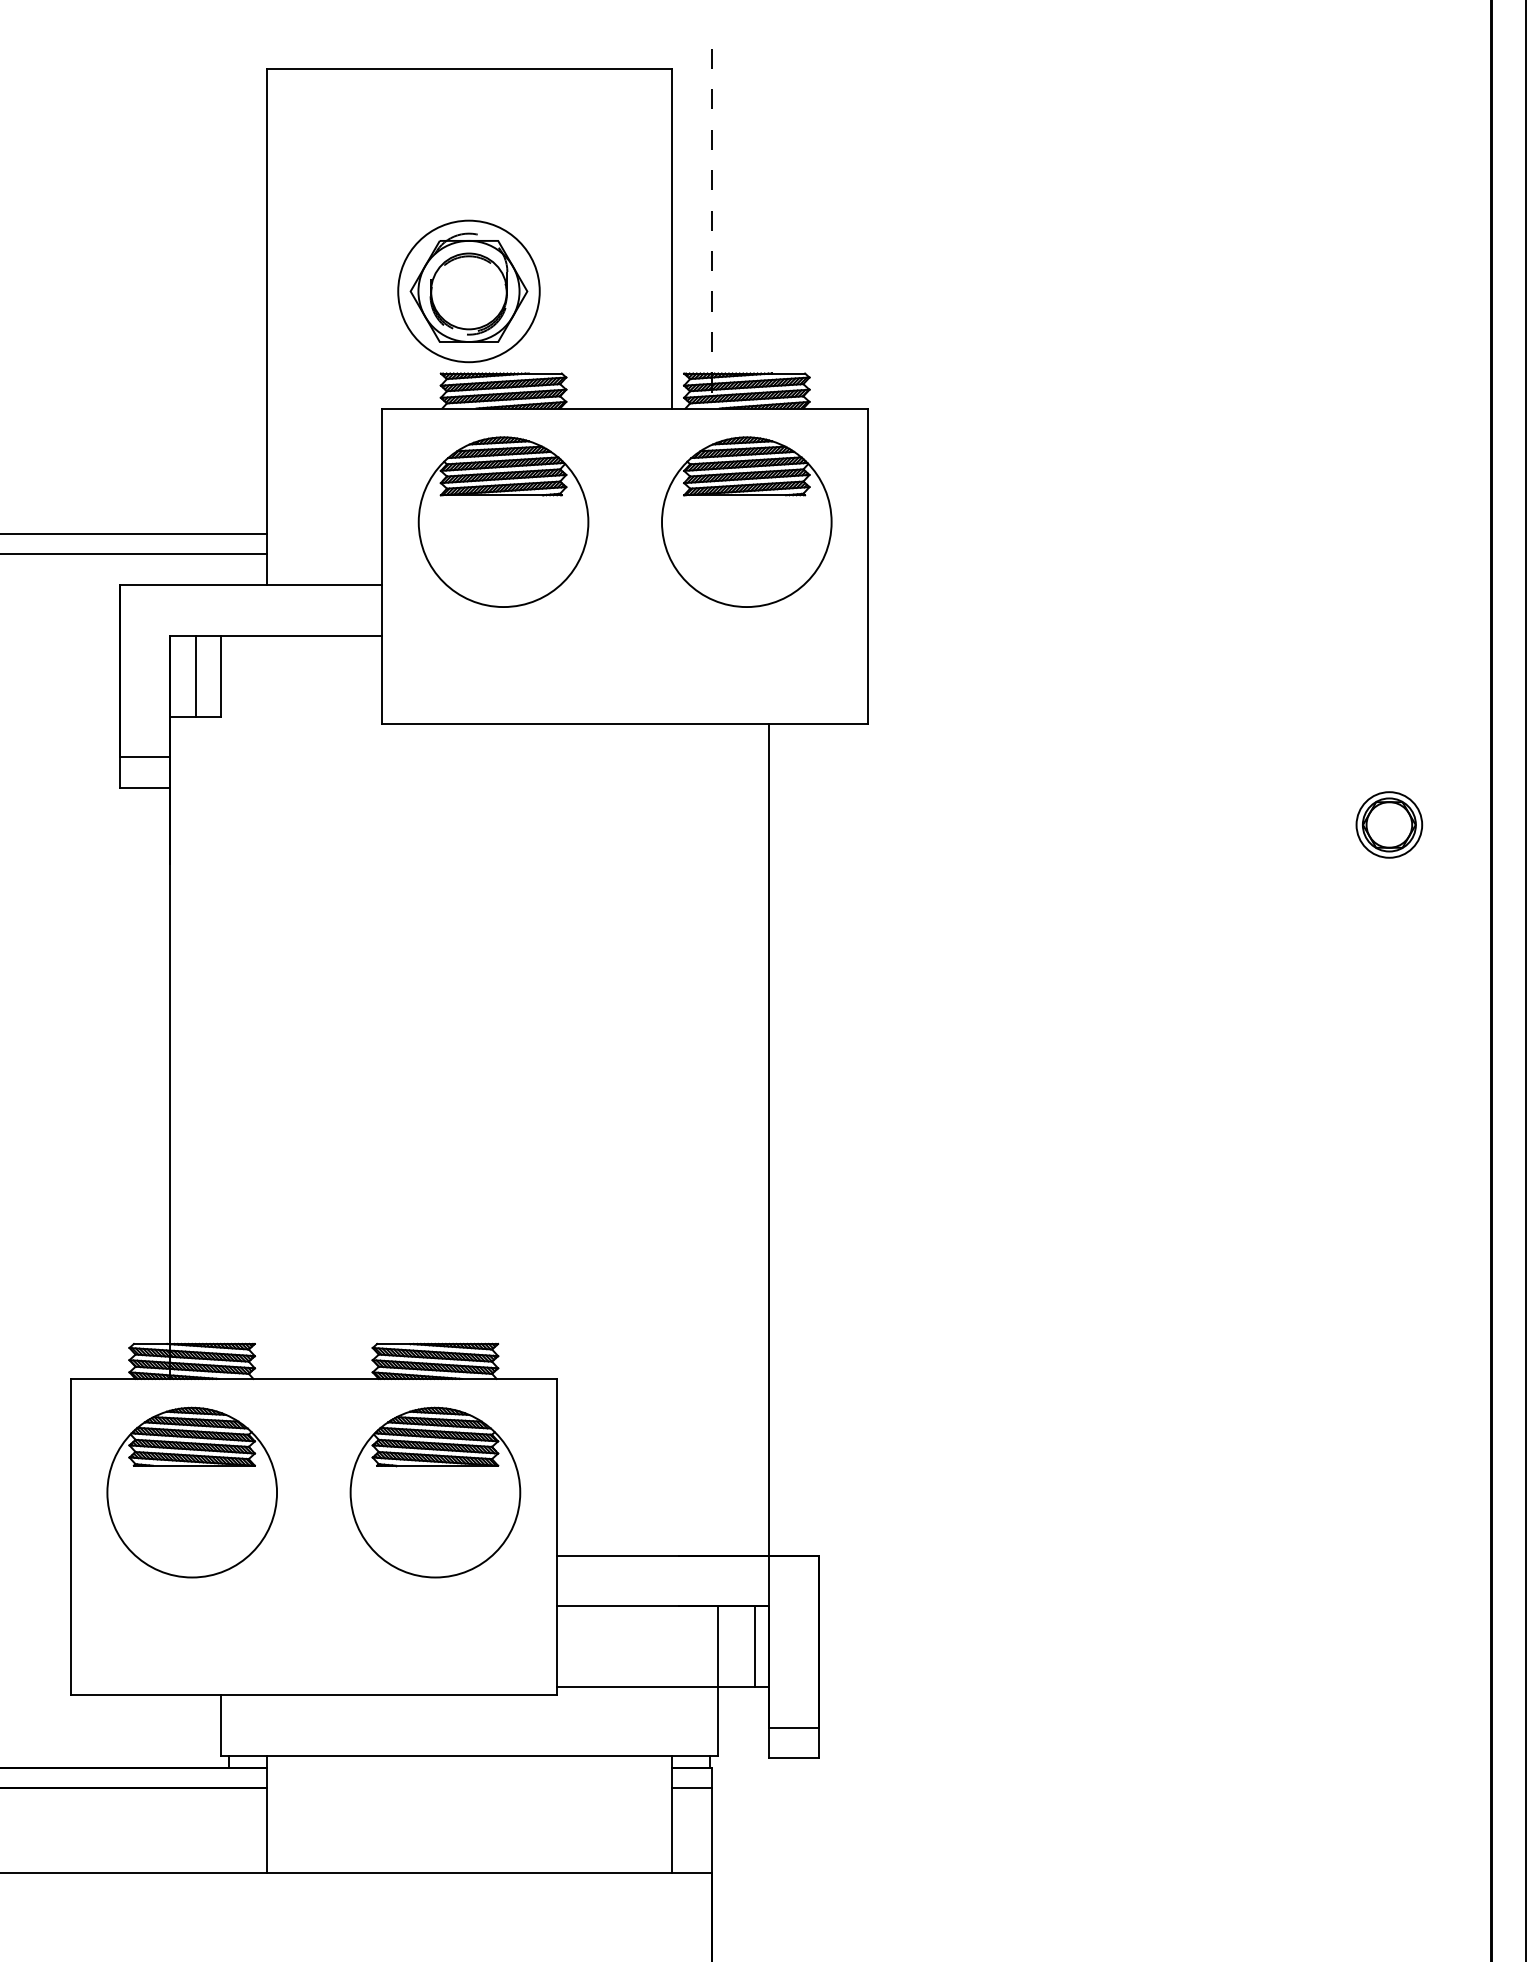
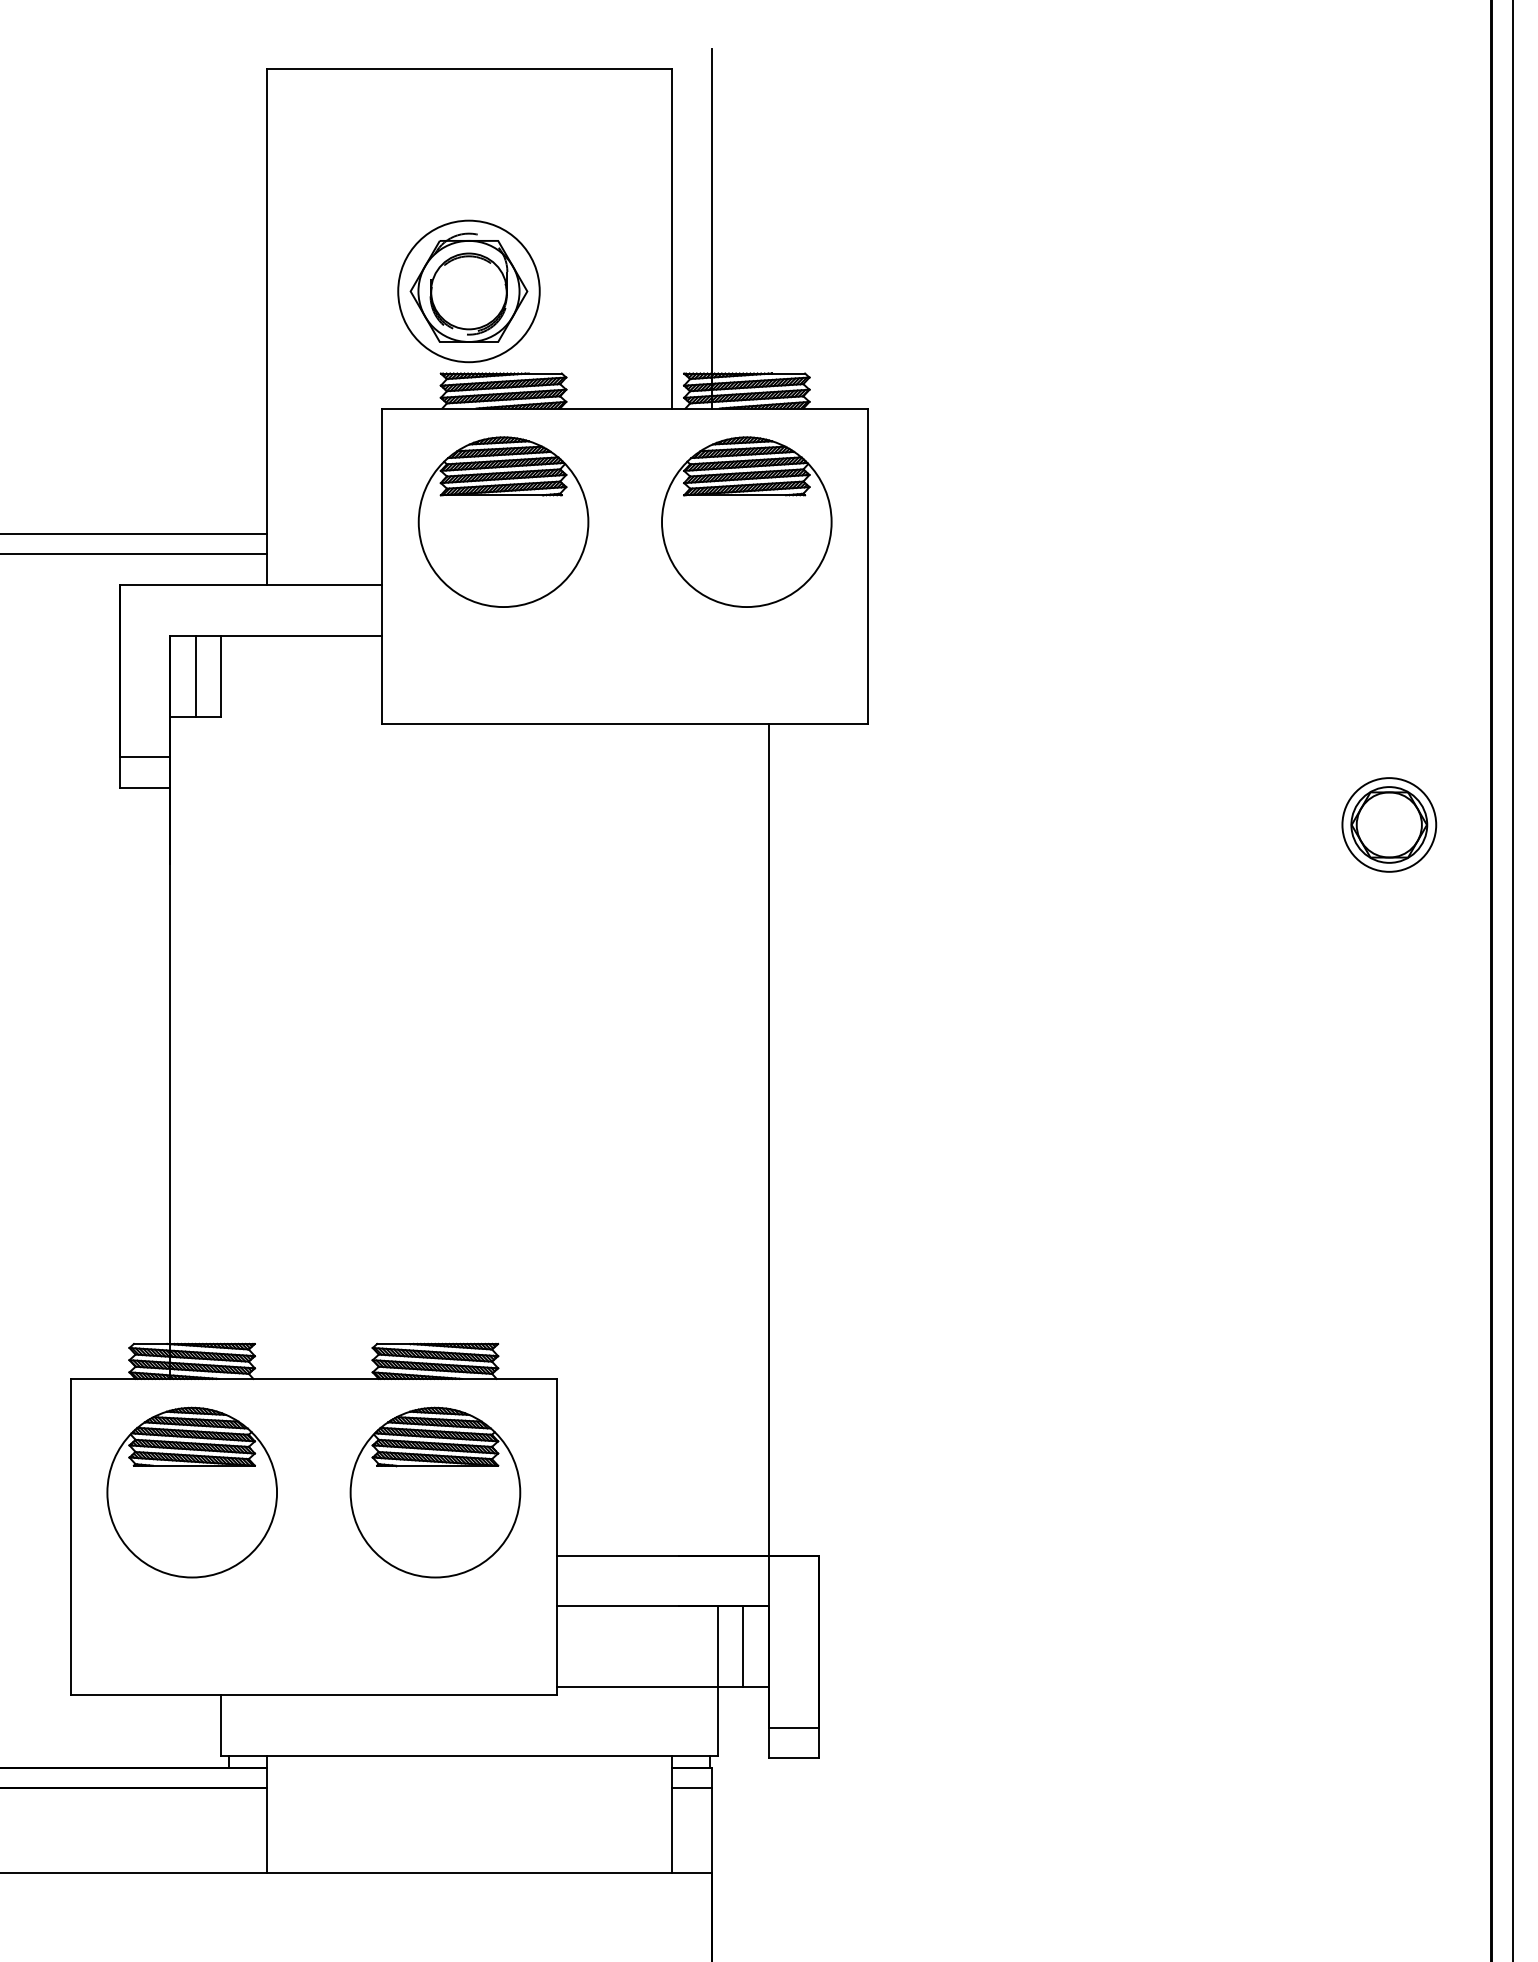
line: dashed -> solid (711, 228)
part size: 69x68 px -> 97x96 px (1389, 824)
line position: (1525, 980) -> (1512, 980) (1512, 980)
line position: (755, 1646) -> (743, 1646) (743, 1646)
